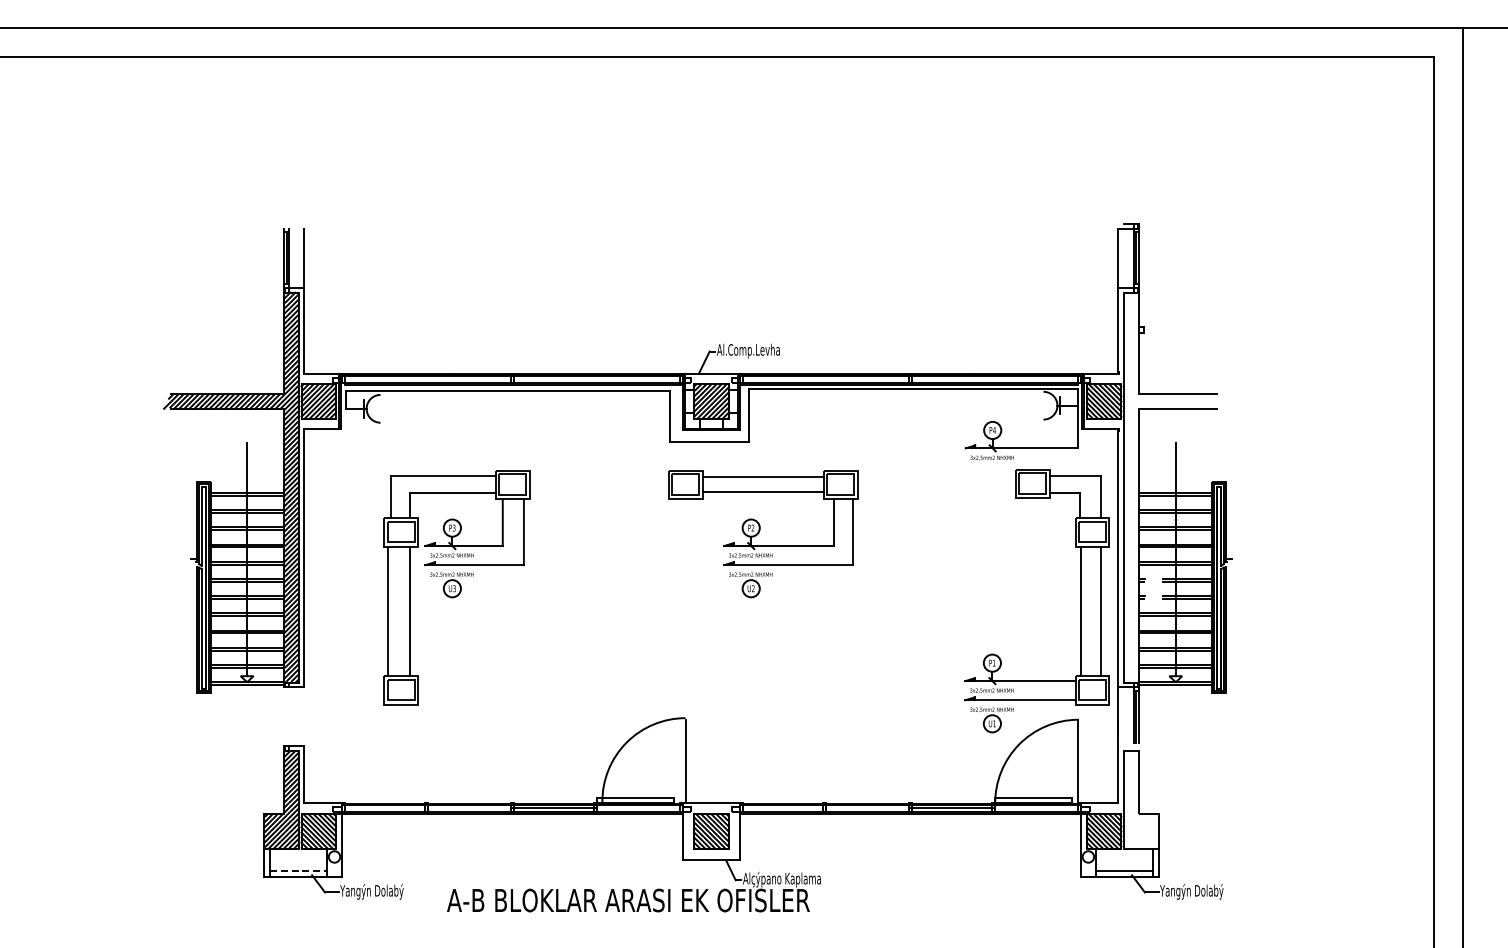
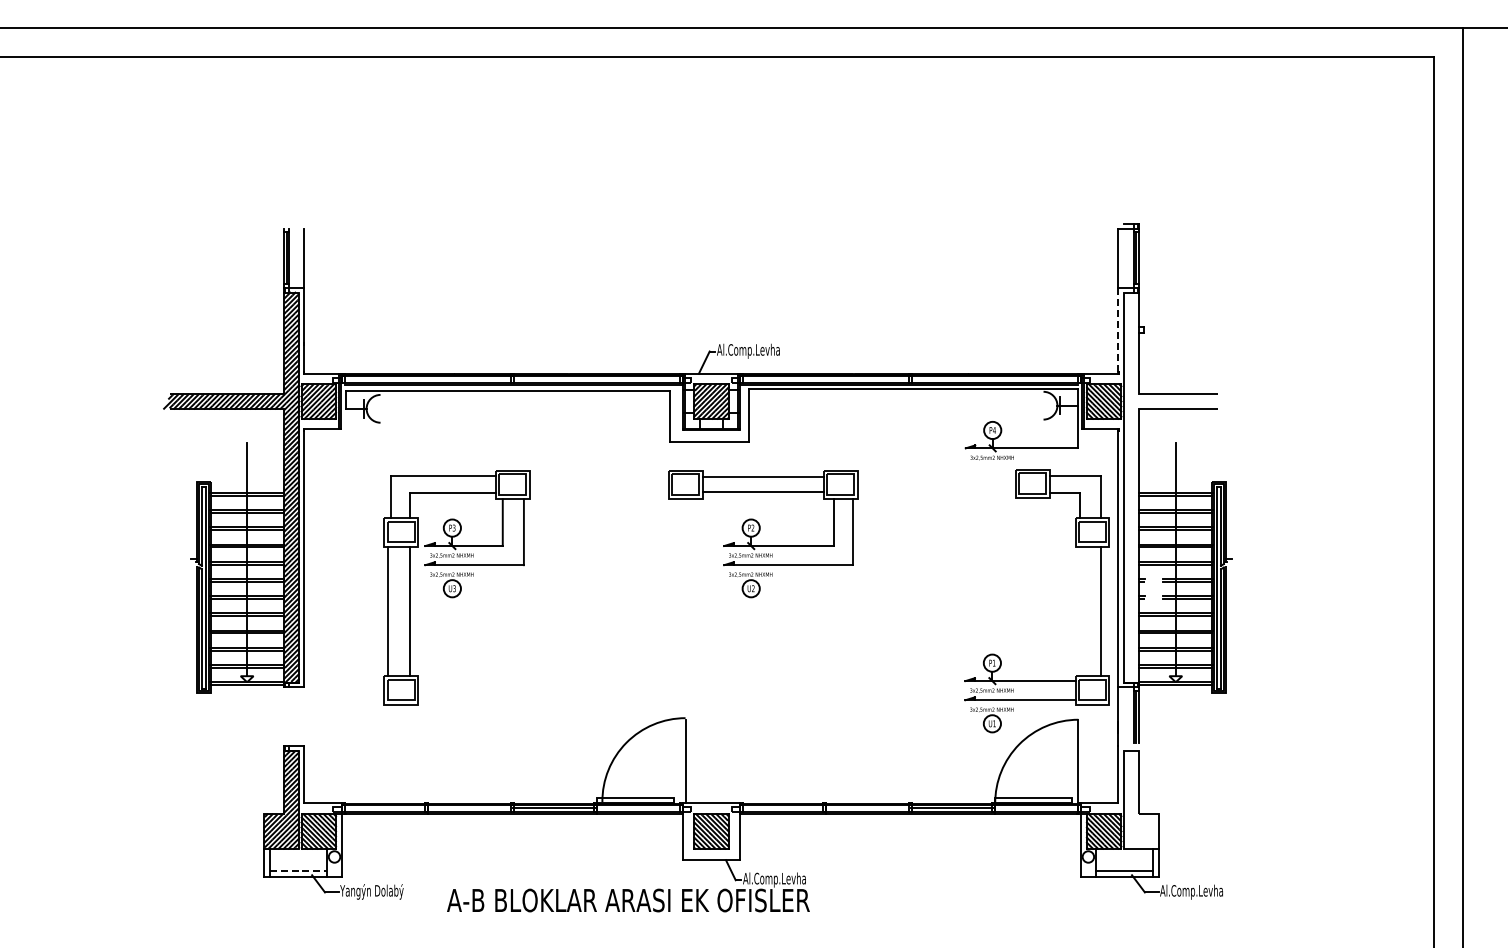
line: solid -> dashed (1118, 329)
line: present -> none (1081, 611)
text: Alçýpano Kaplama -> Al.Comp.Levha (785, 879)
text: Yangýn Dolabý -> Al.Comp.Levha (1191, 891)
